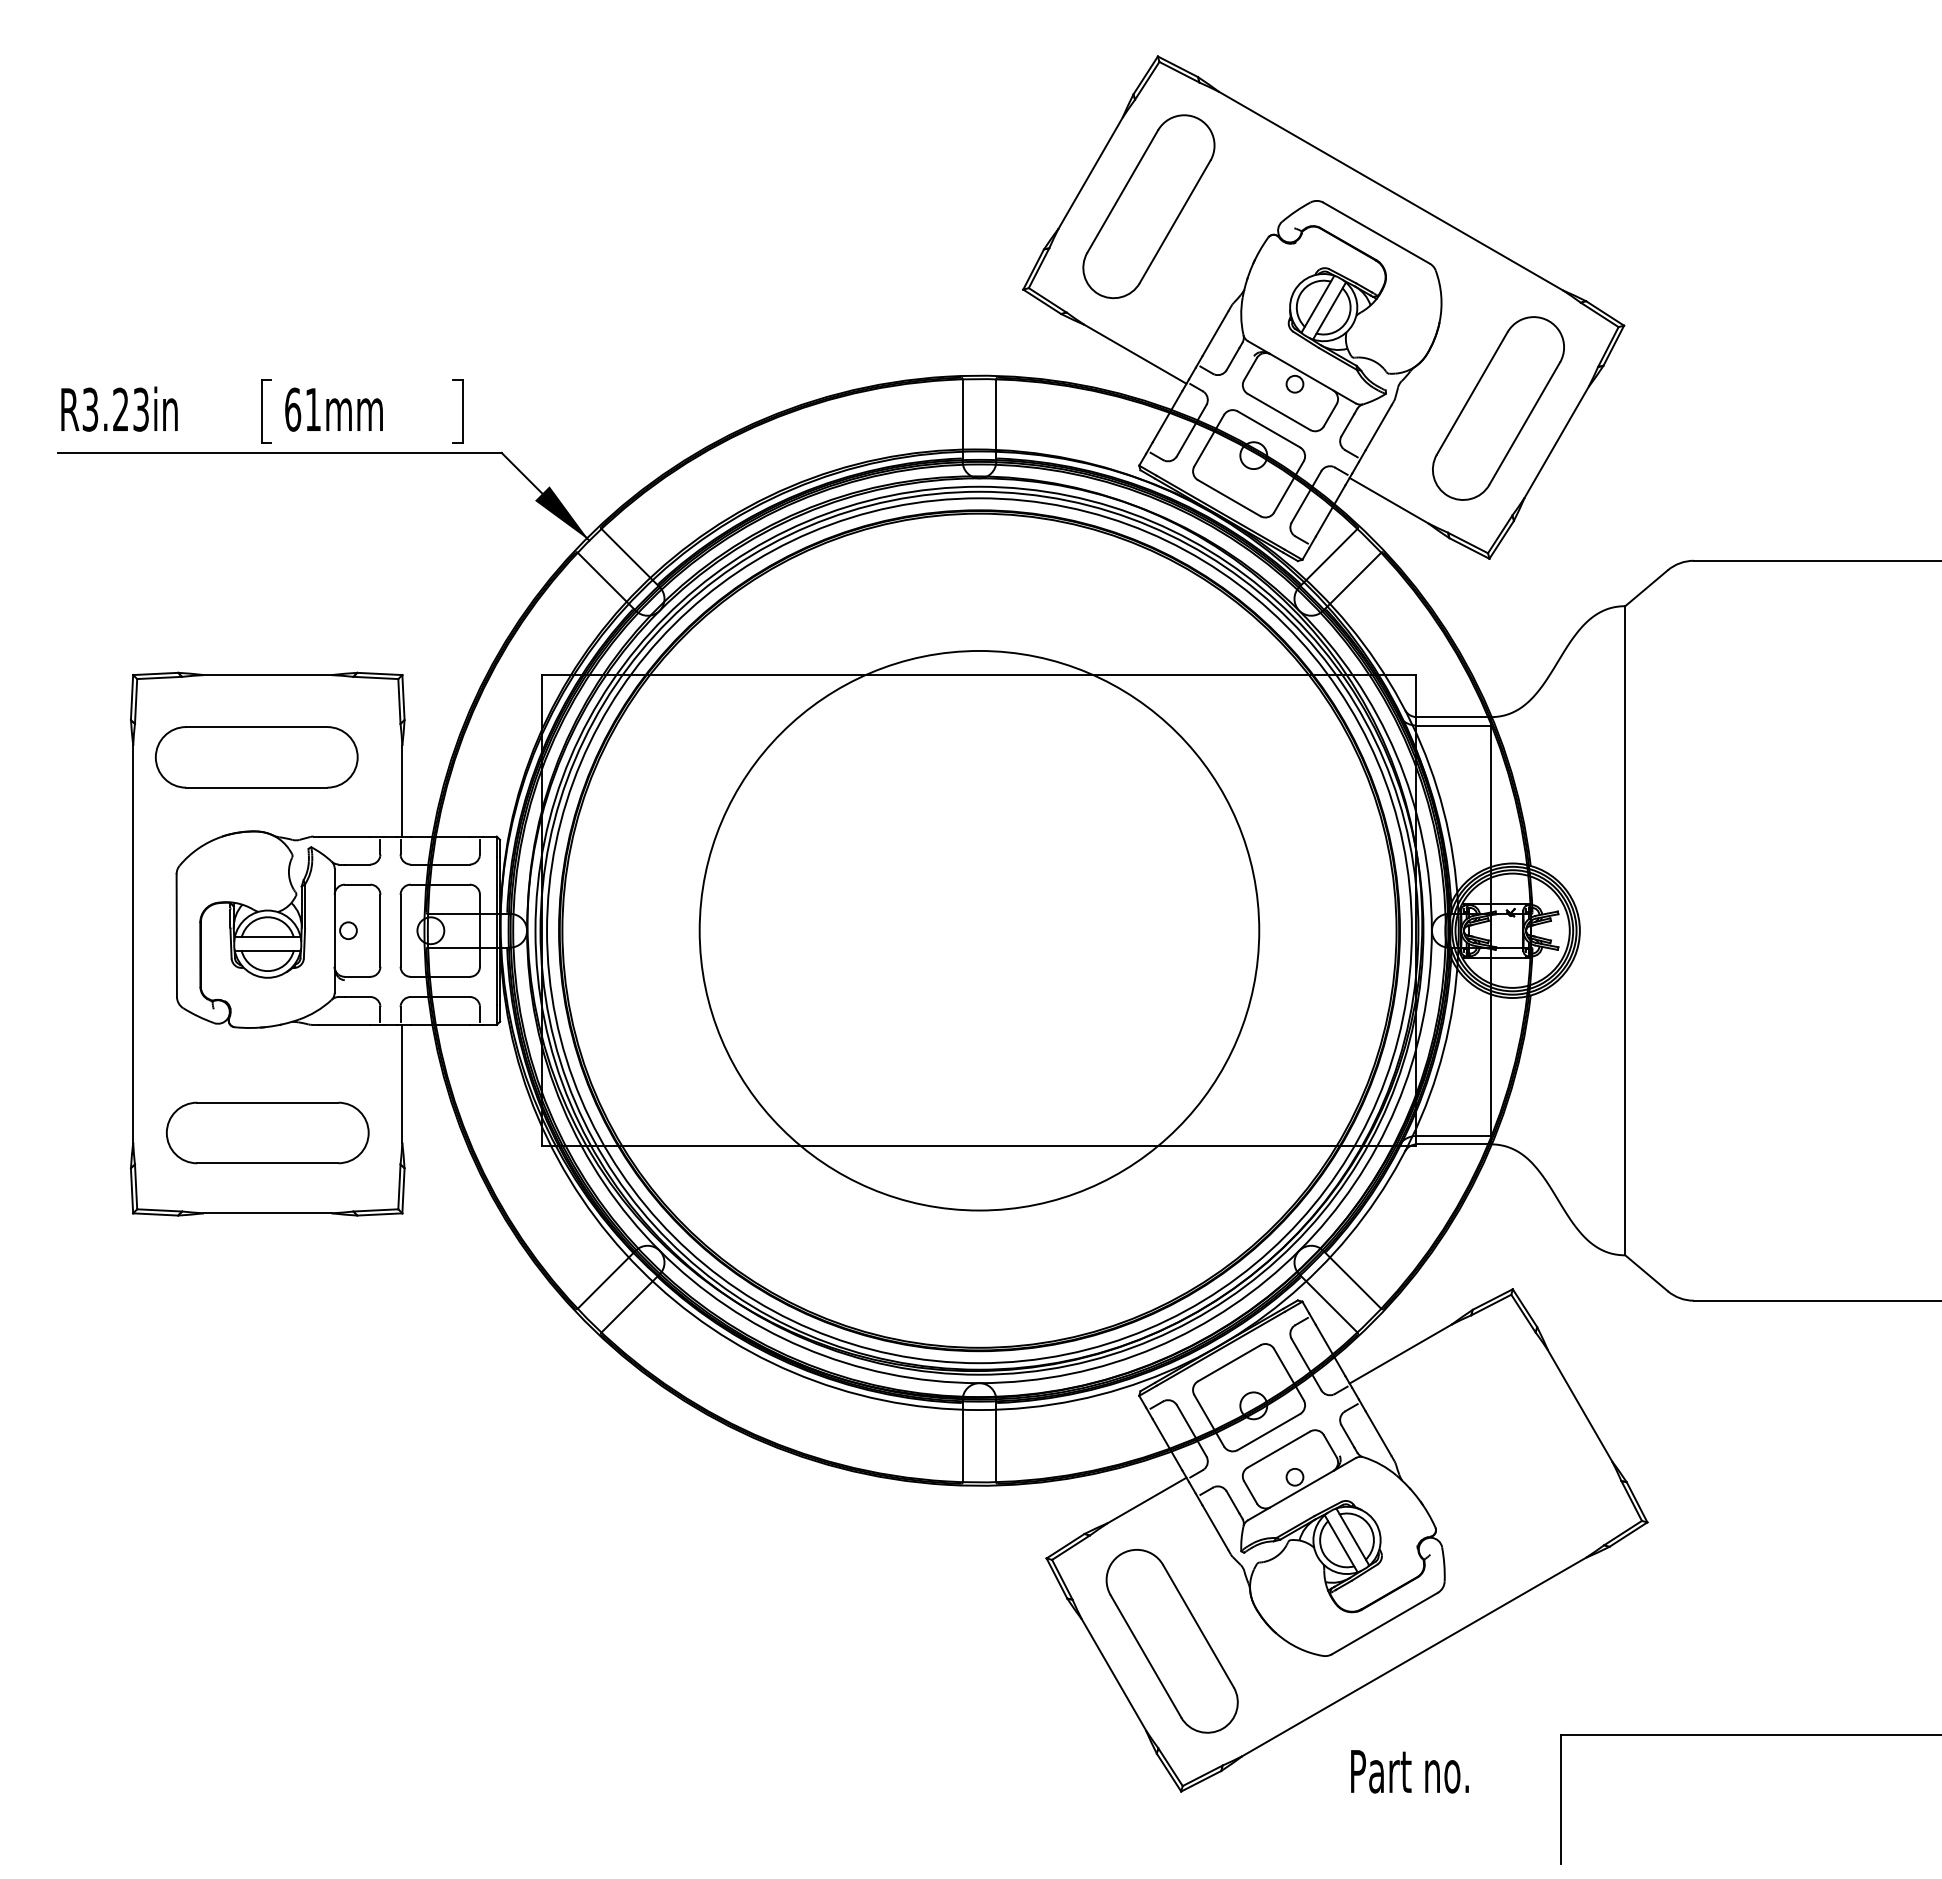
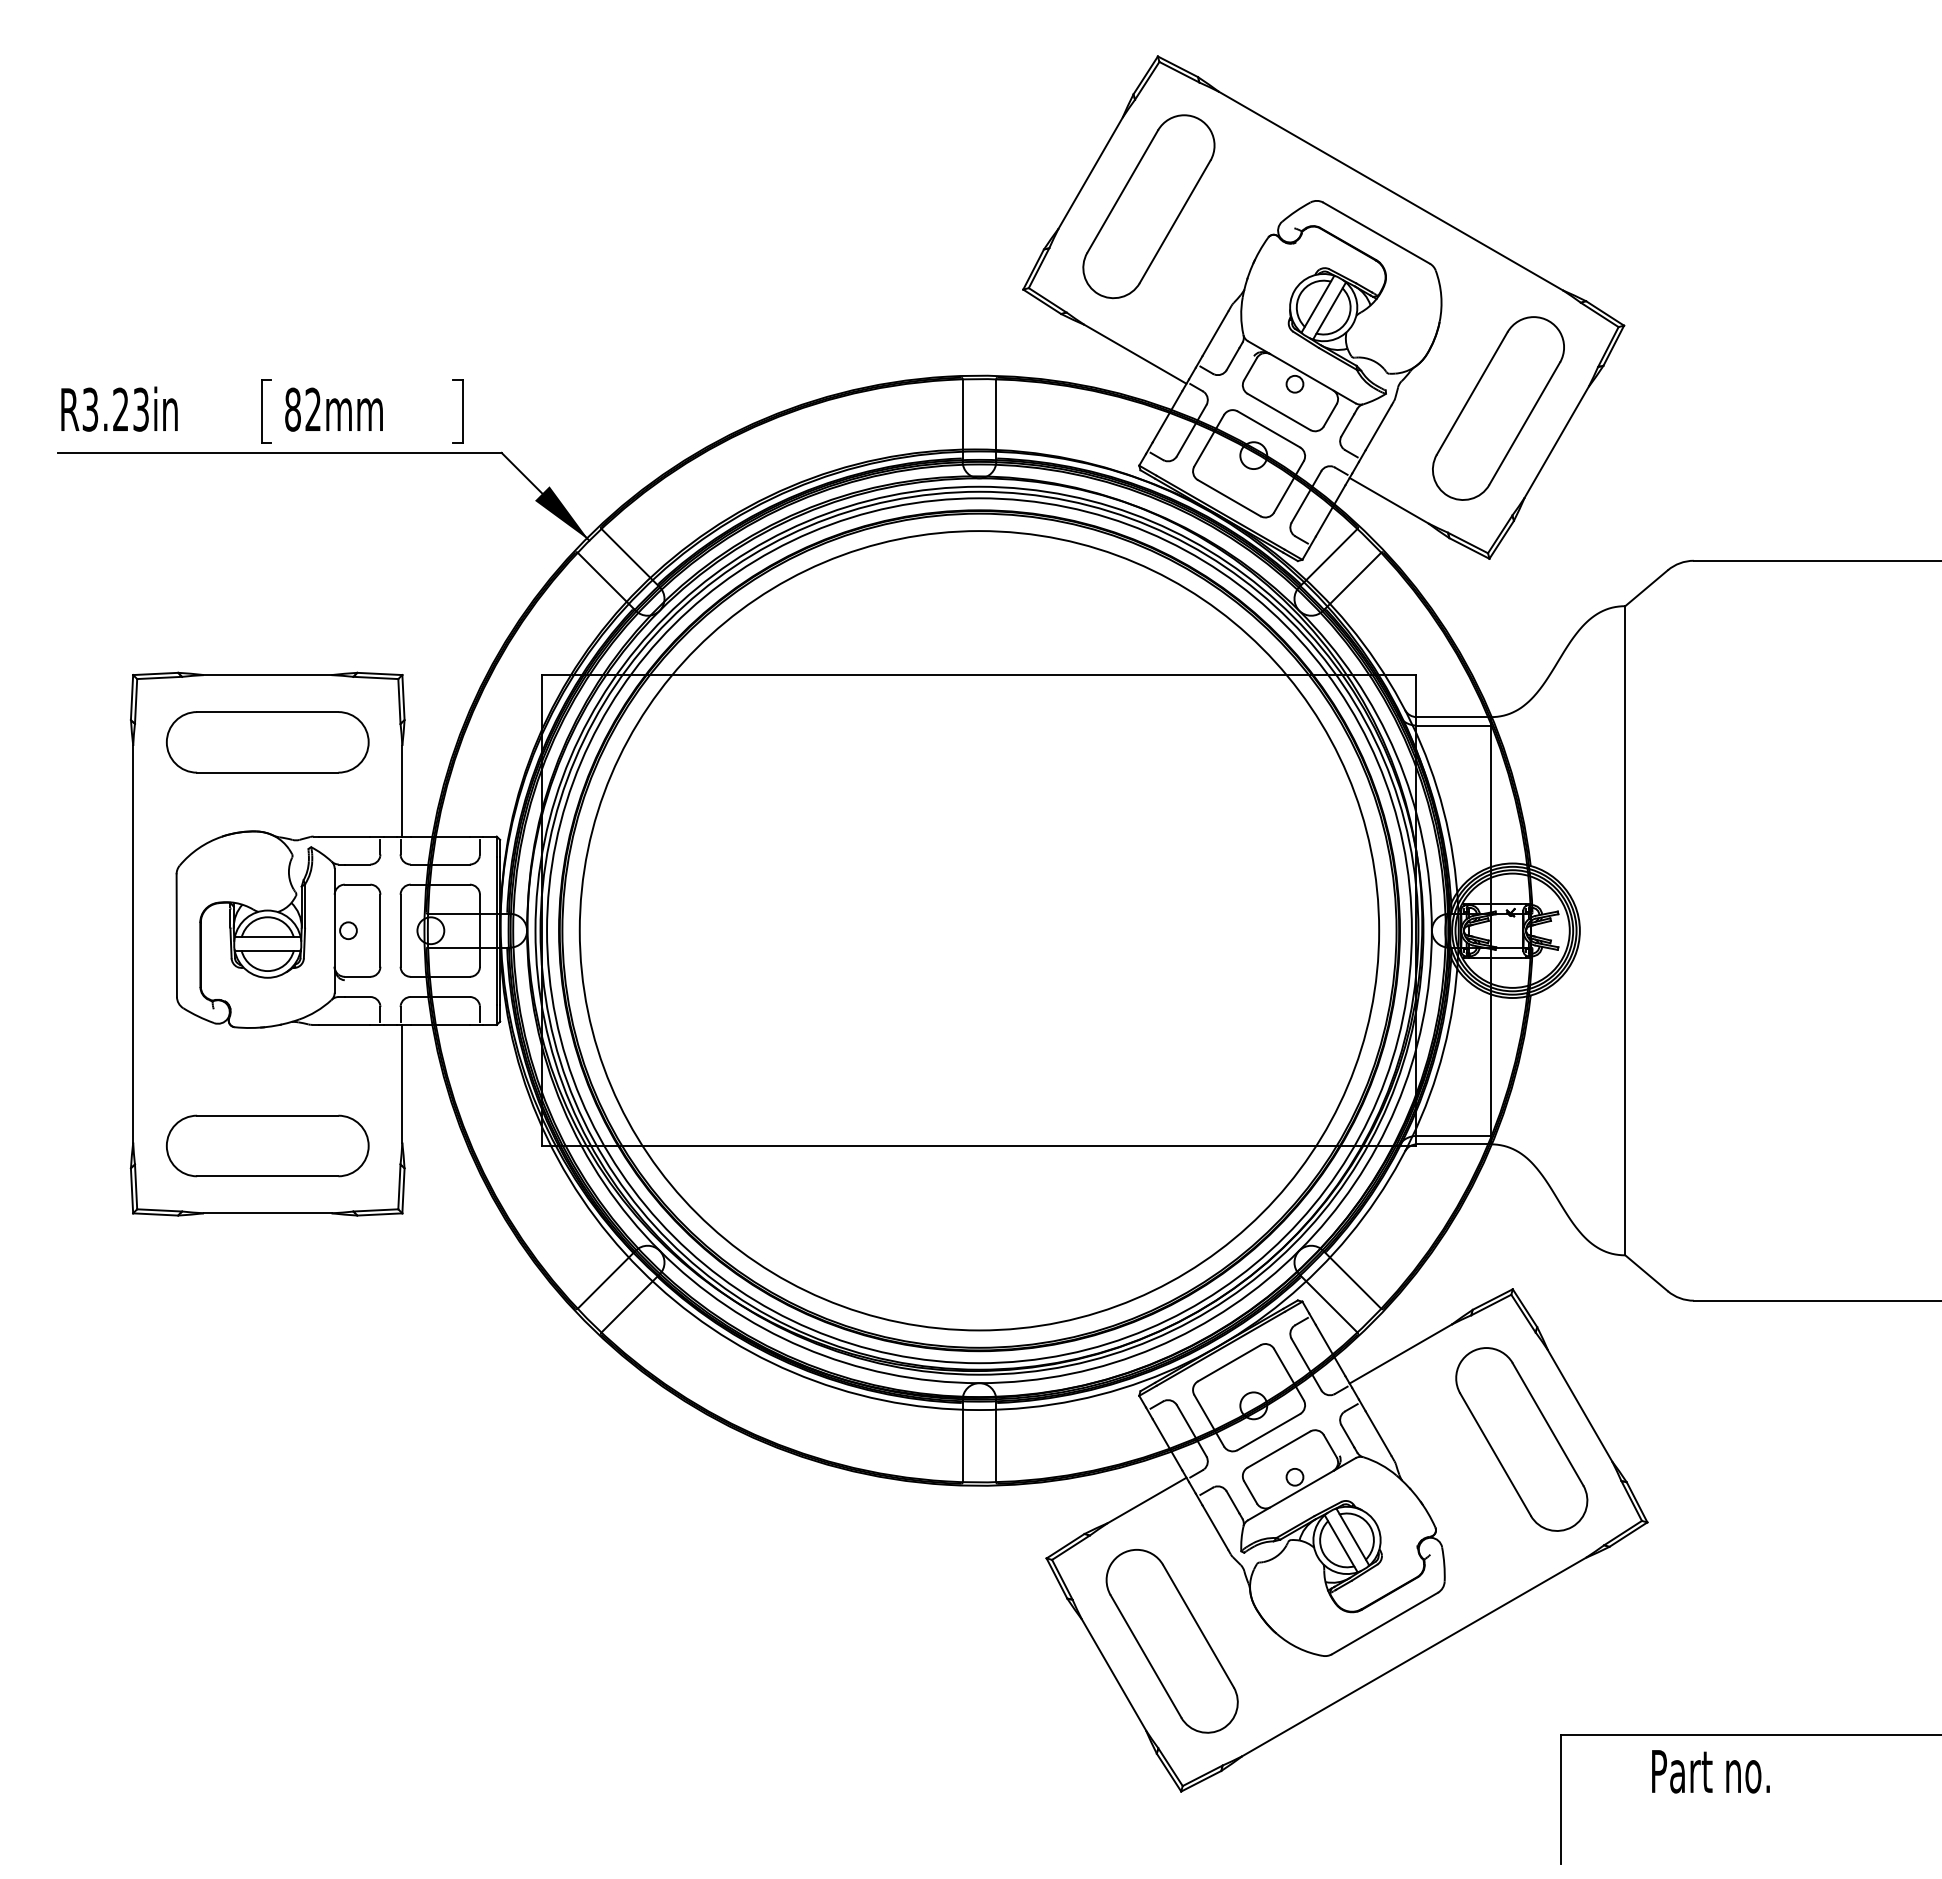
text: 61mm -> 82mm (302, 409)
part position: (256, 757) -> (267, 742) (267, 742)
circle diameter: 560 px -> 799 px (979, 930)
part position: (267, 1132) -> (267, 1145) (267, 1145)
part: none -> present (1521, 1439)
text position: (1409, 1771) -> (1710, 1771) (1710, 1771)
